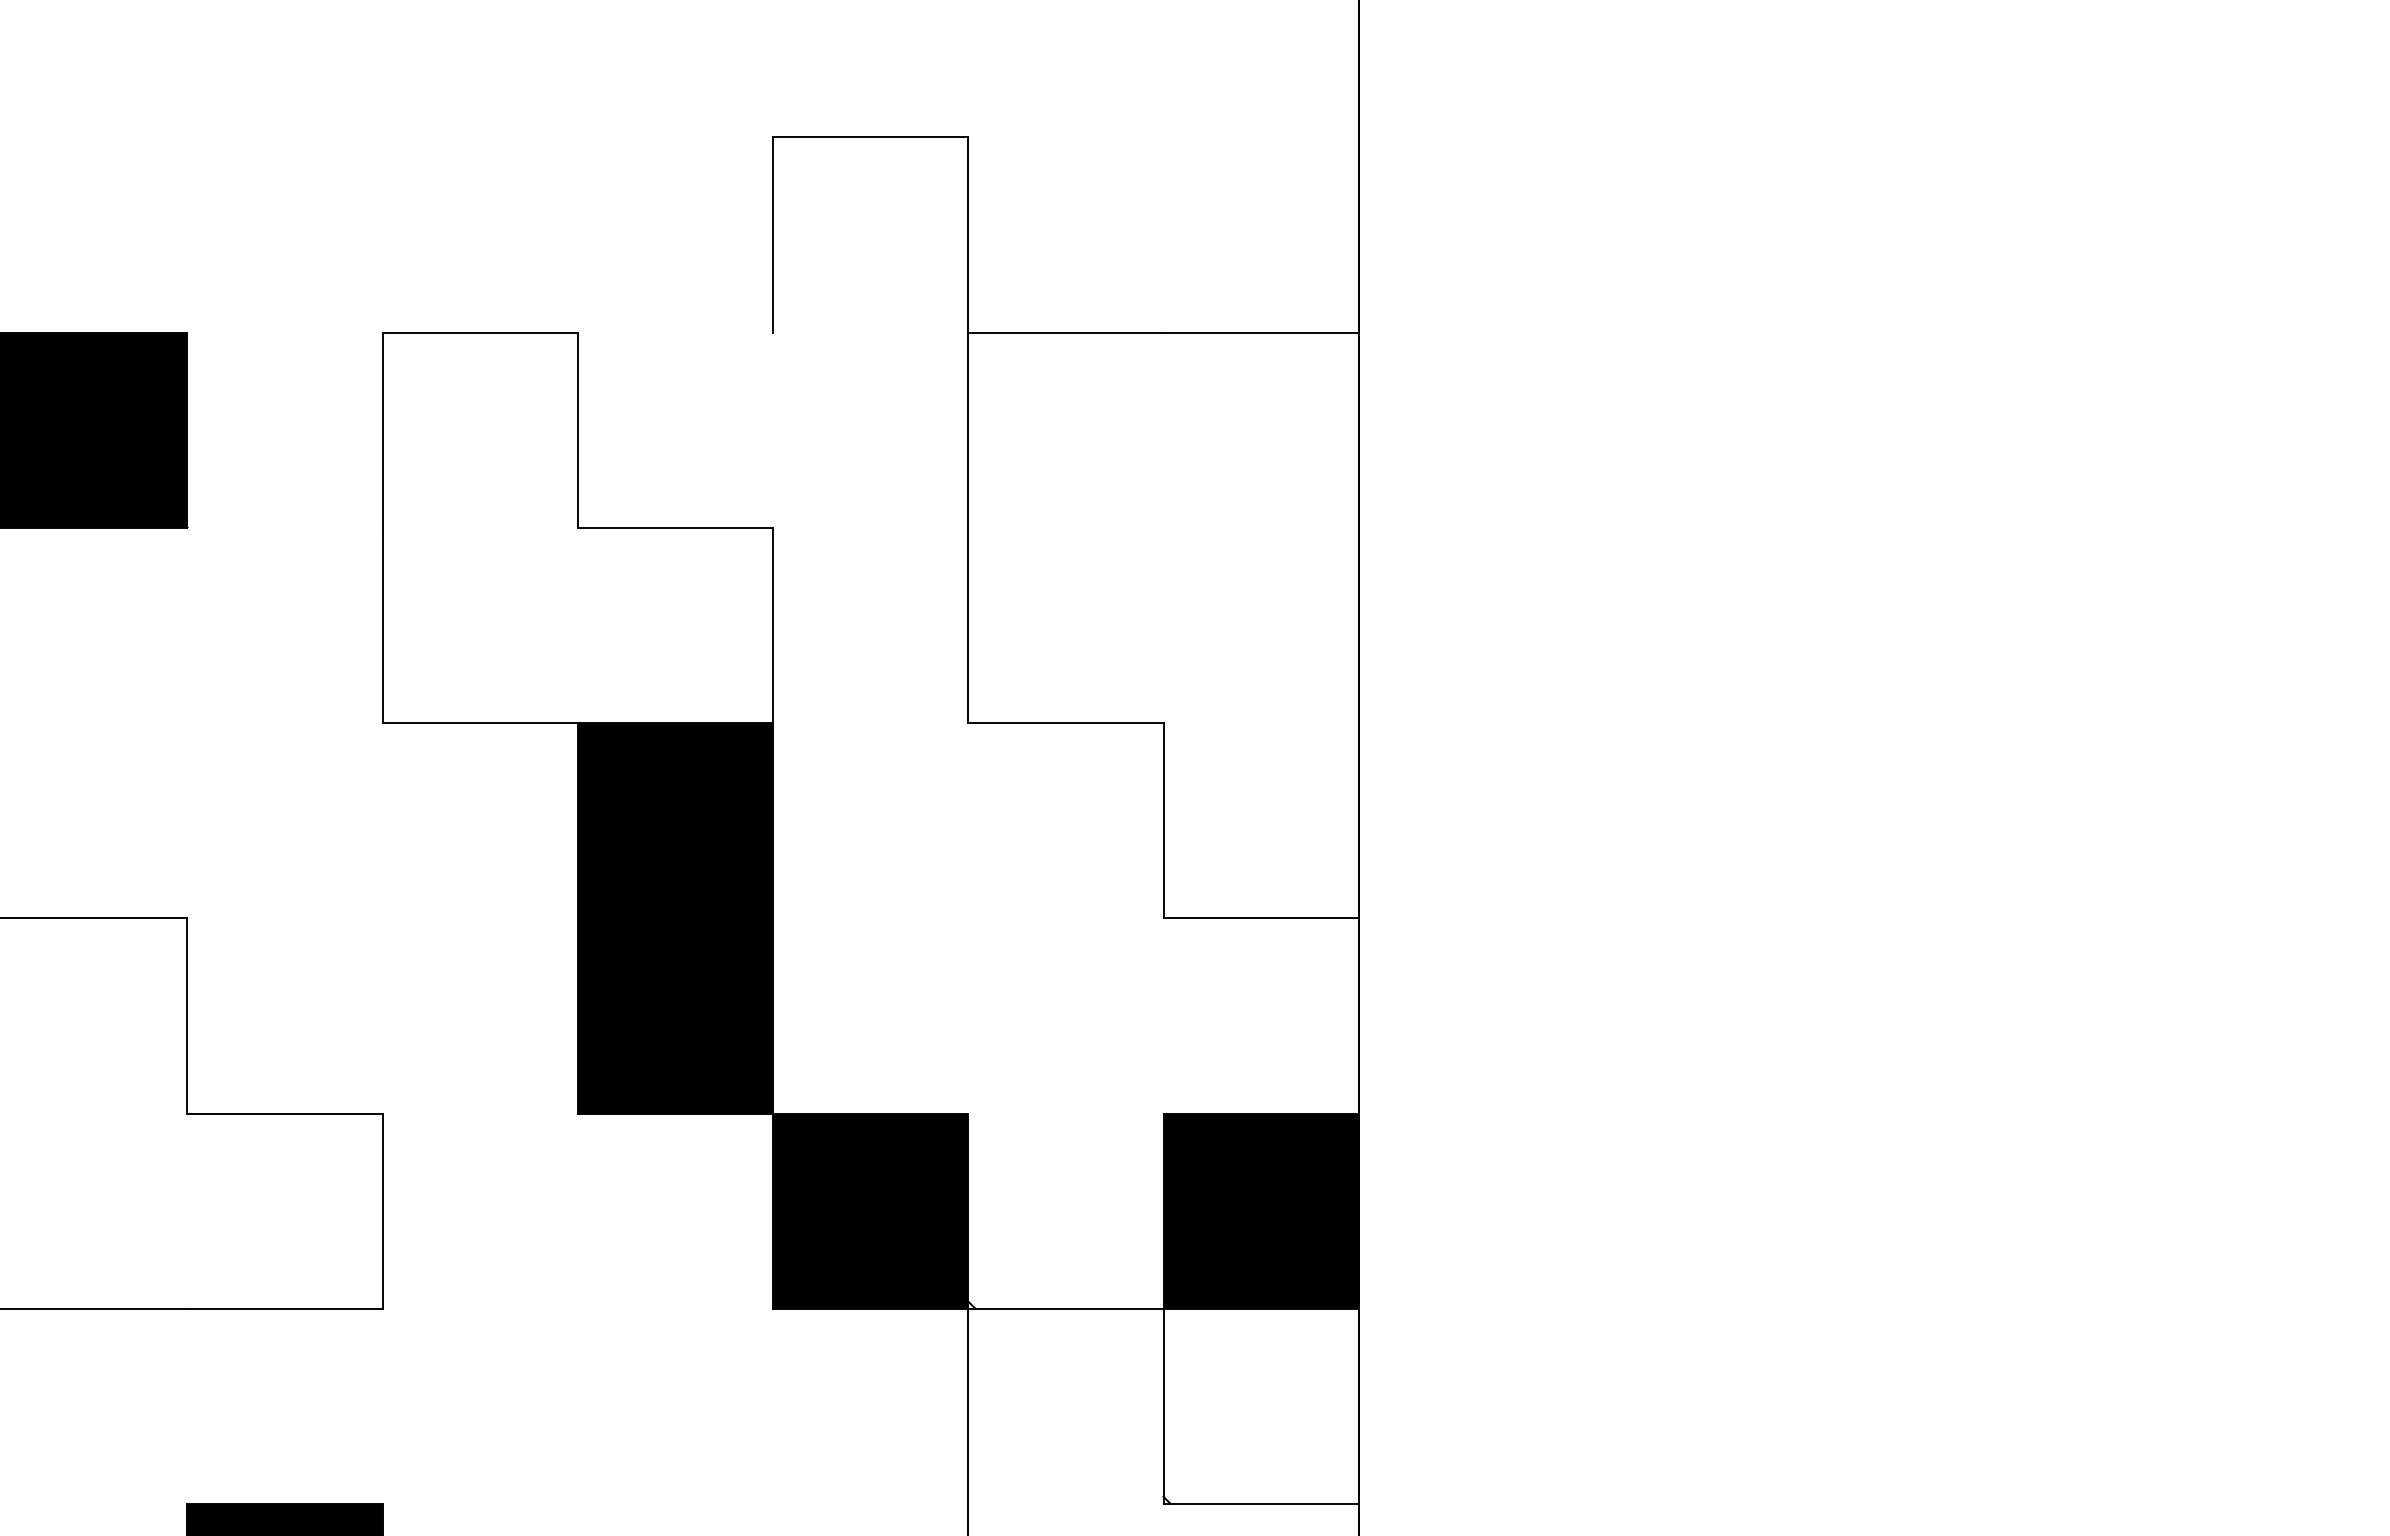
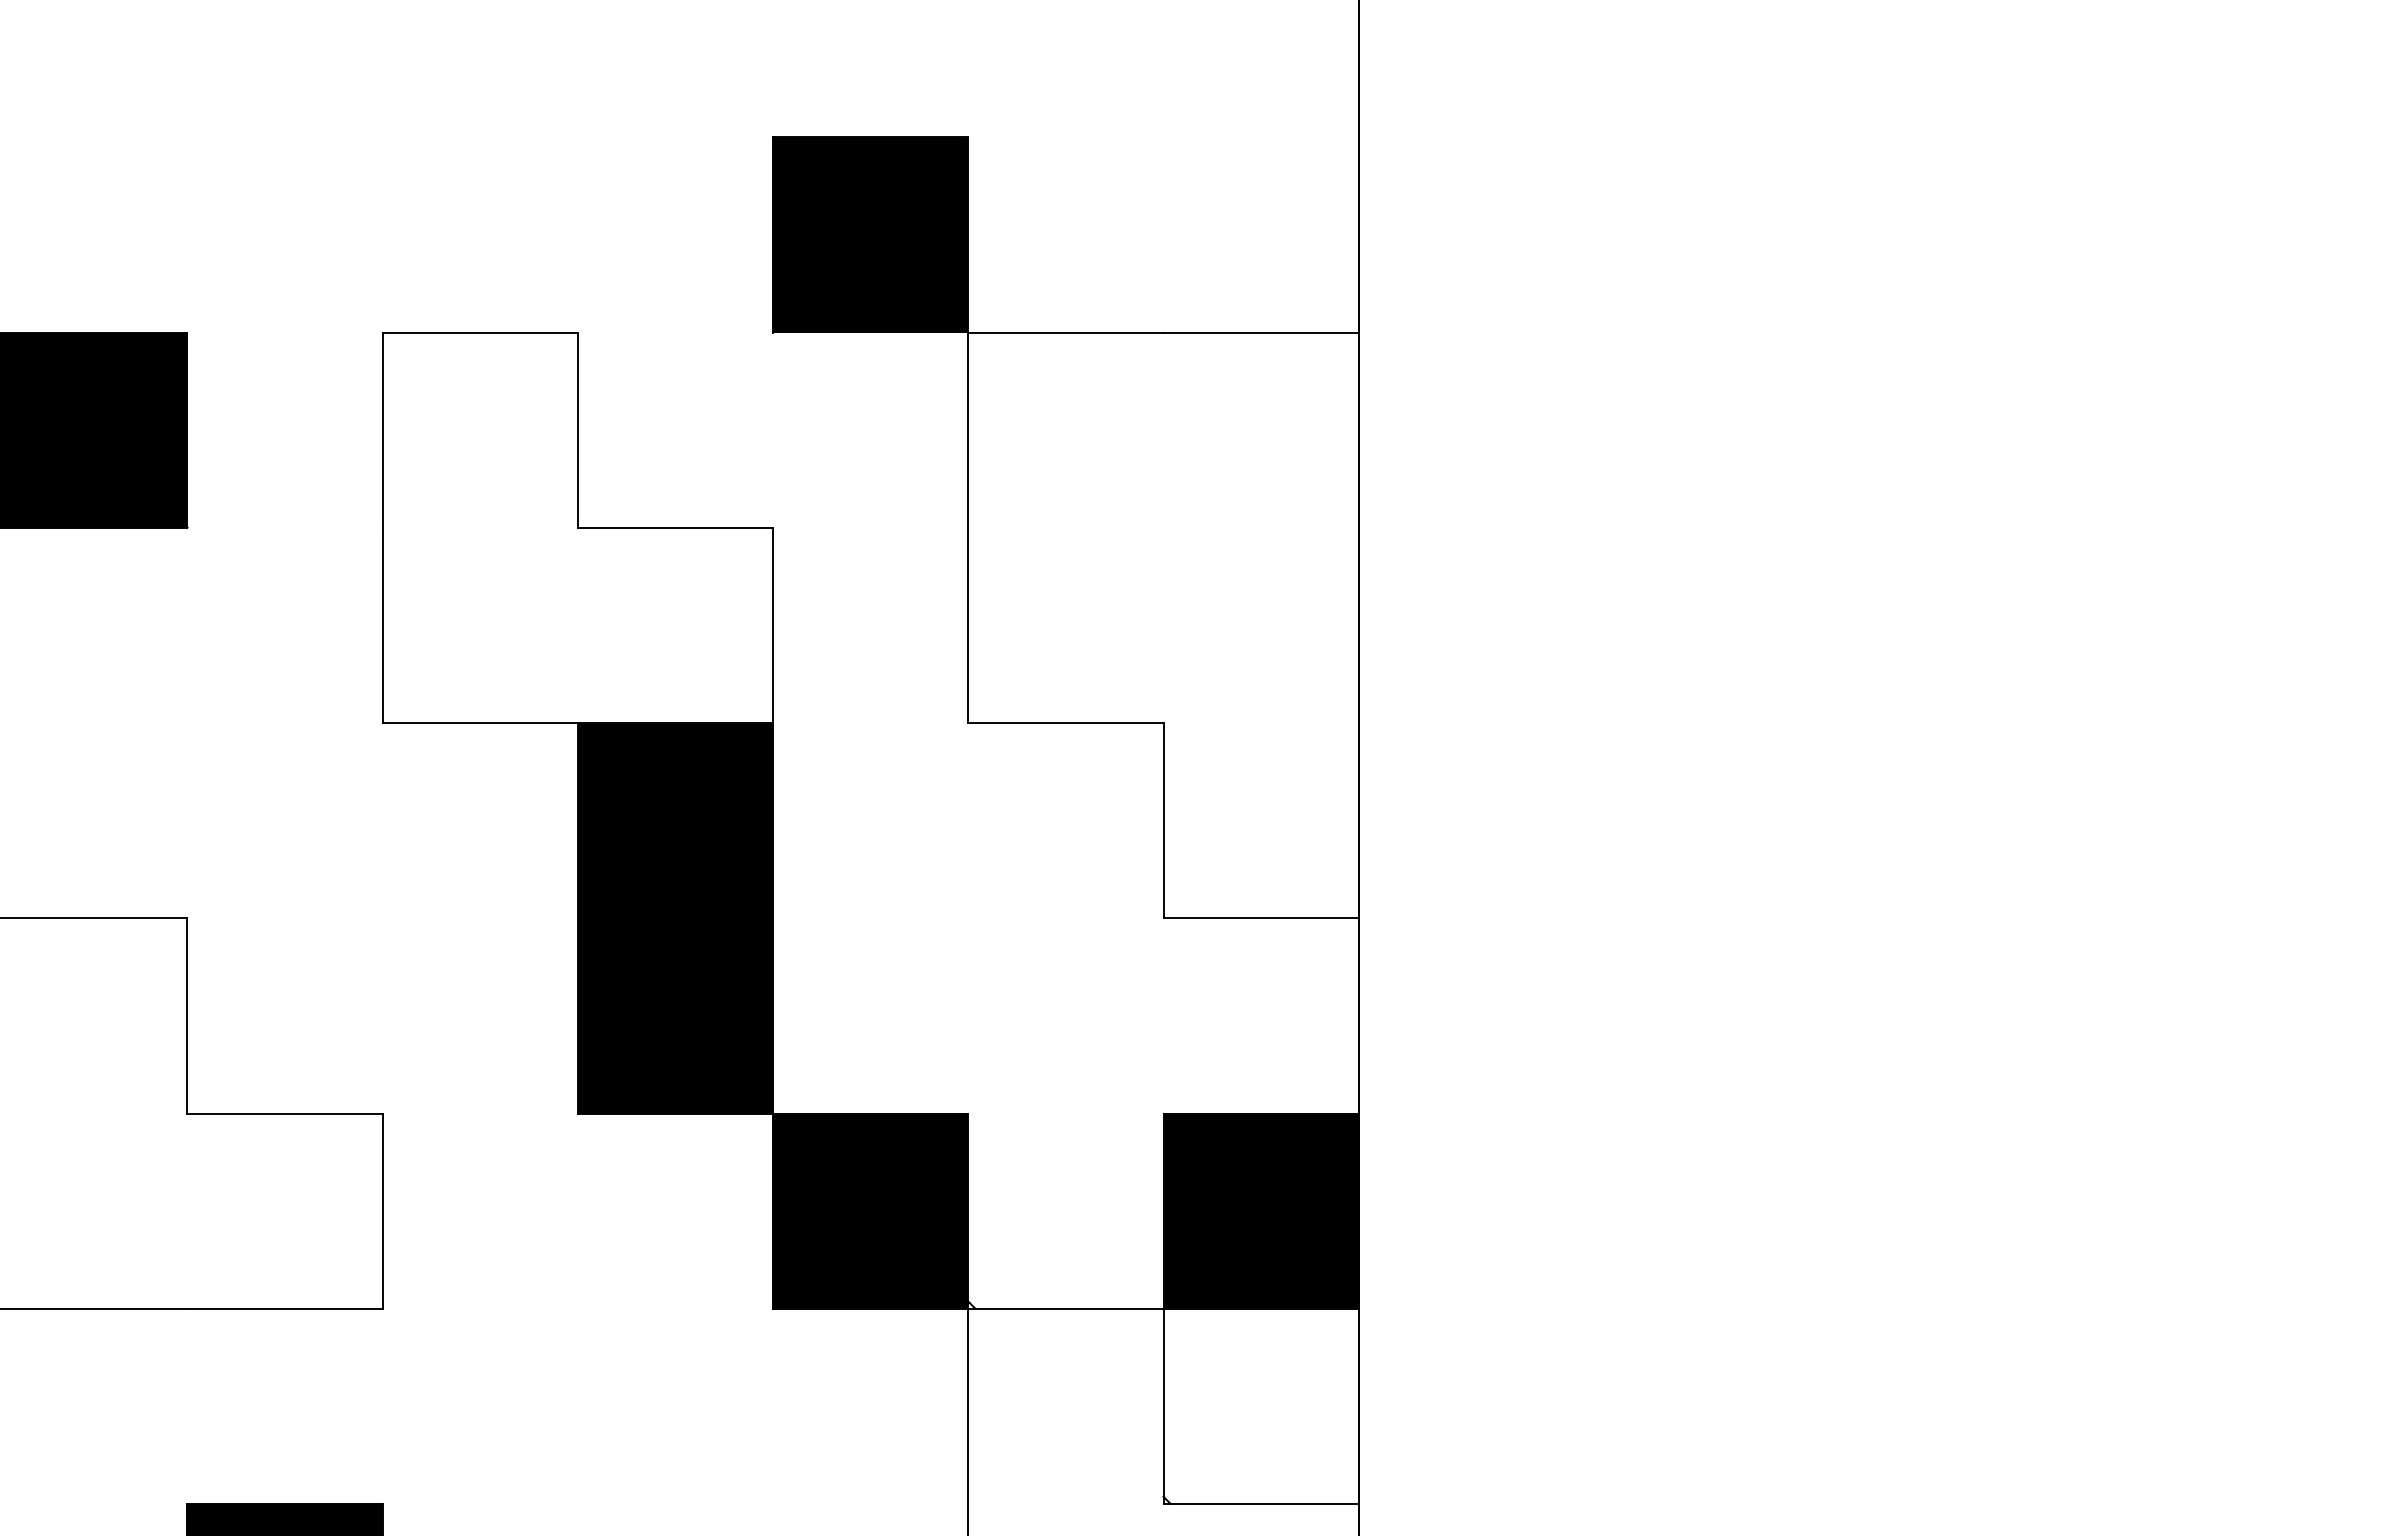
fill: none -> present (870, 234)
